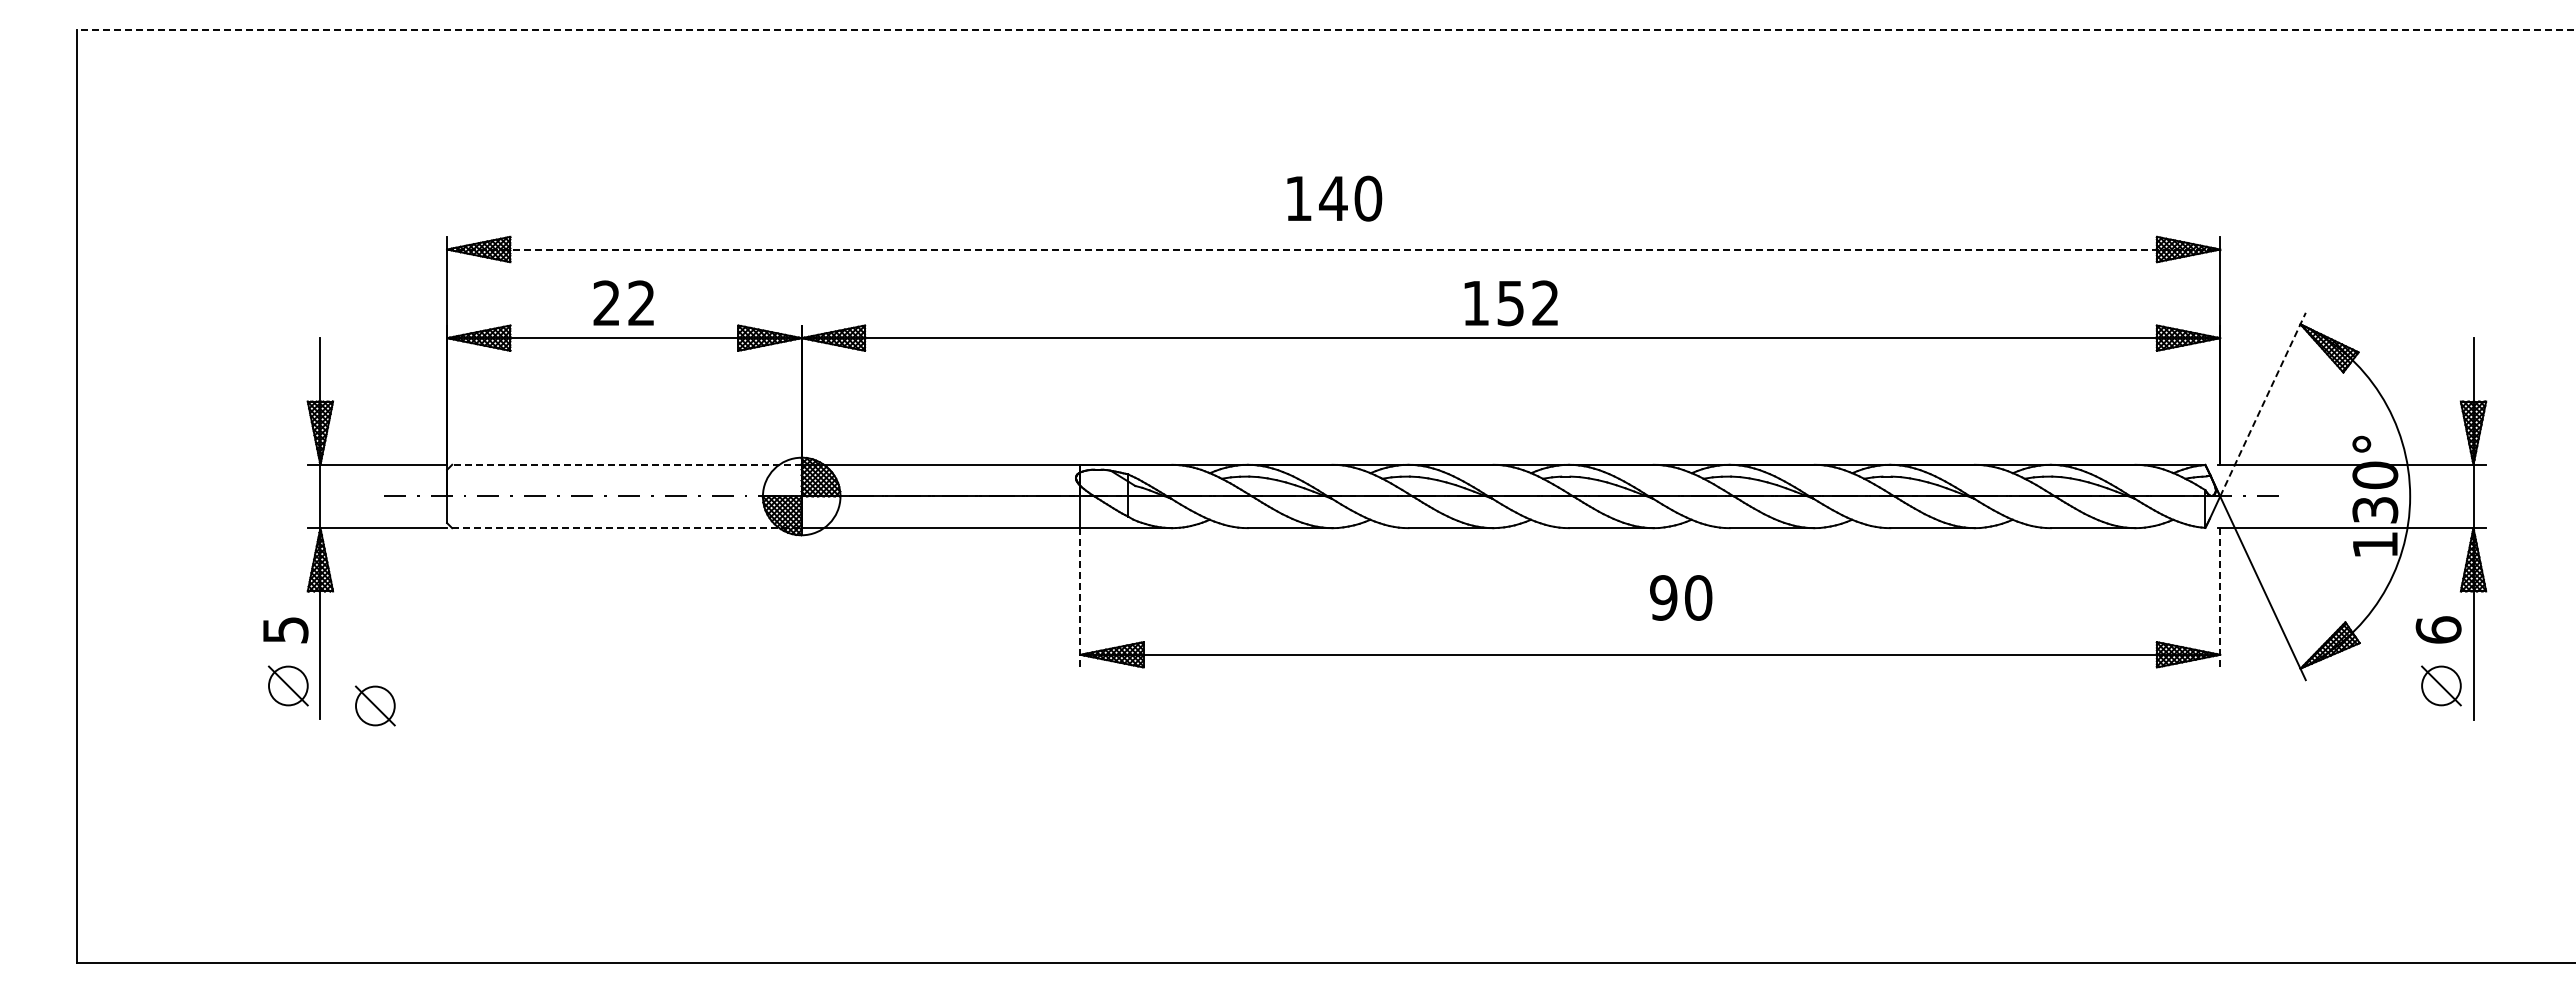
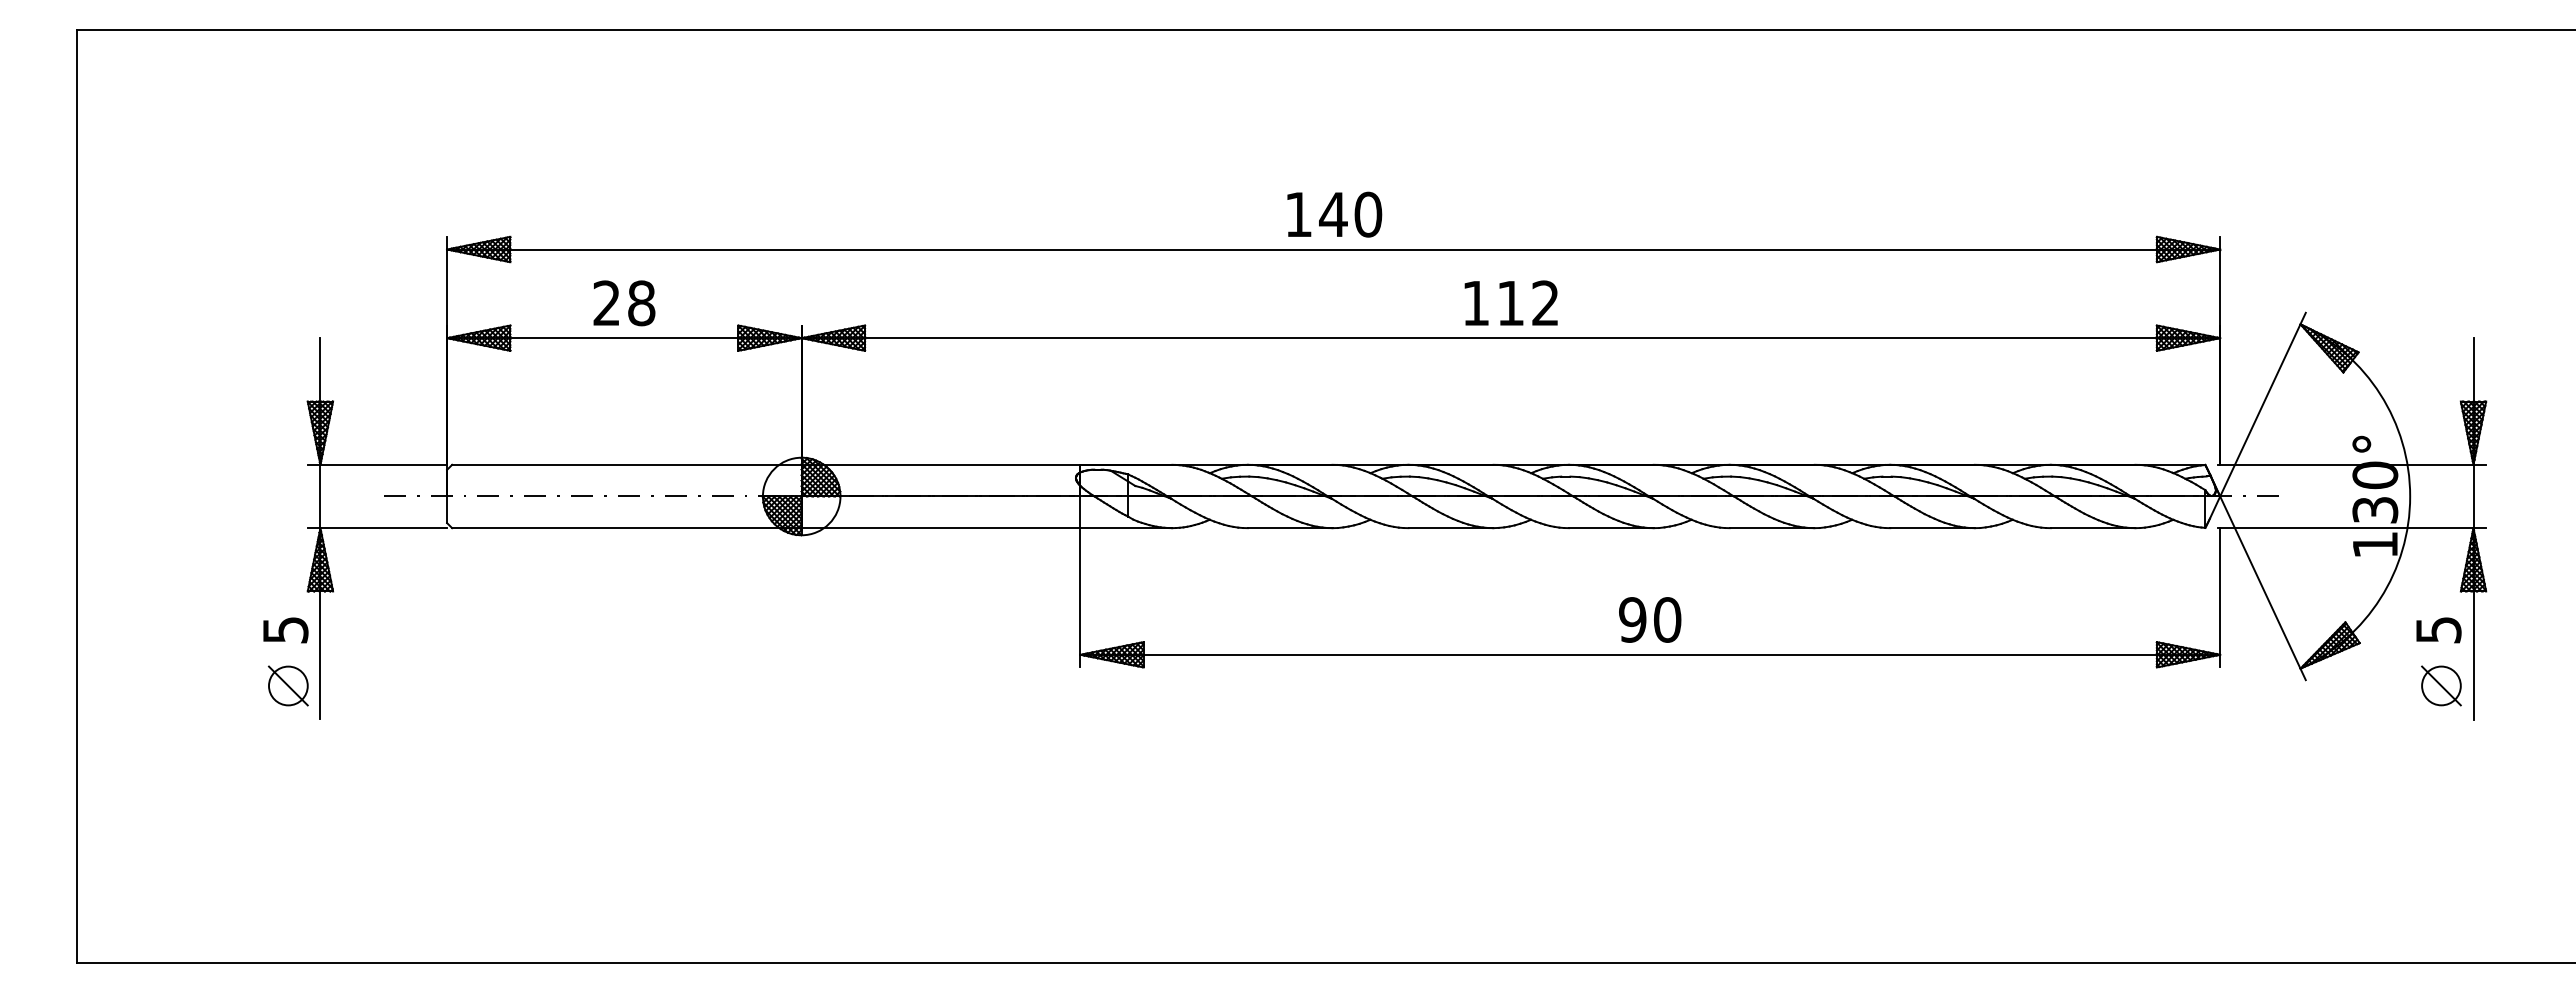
line: dashed -> solid (1326, 29)
text position: (1334, 198) -> (1334, 214) (1334, 214)
line: dashed -> solid (1333, 249)
text: 22 -> 28 (641, 303)
text: 152 -> 112 (1510, 303)
line: dashed -> solid (2263, 404)
line: dashed -> solid (626, 464)
line: dashed -> solid (626, 528)
line: dashed -> solid (1080, 597)
text position: (1681, 597) -> (1650, 619) (1650, 619)
line: dashed -> solid (2220, 597)
text: 6 -> 5 (2438, 629)
part: present -> none (374, 705)
